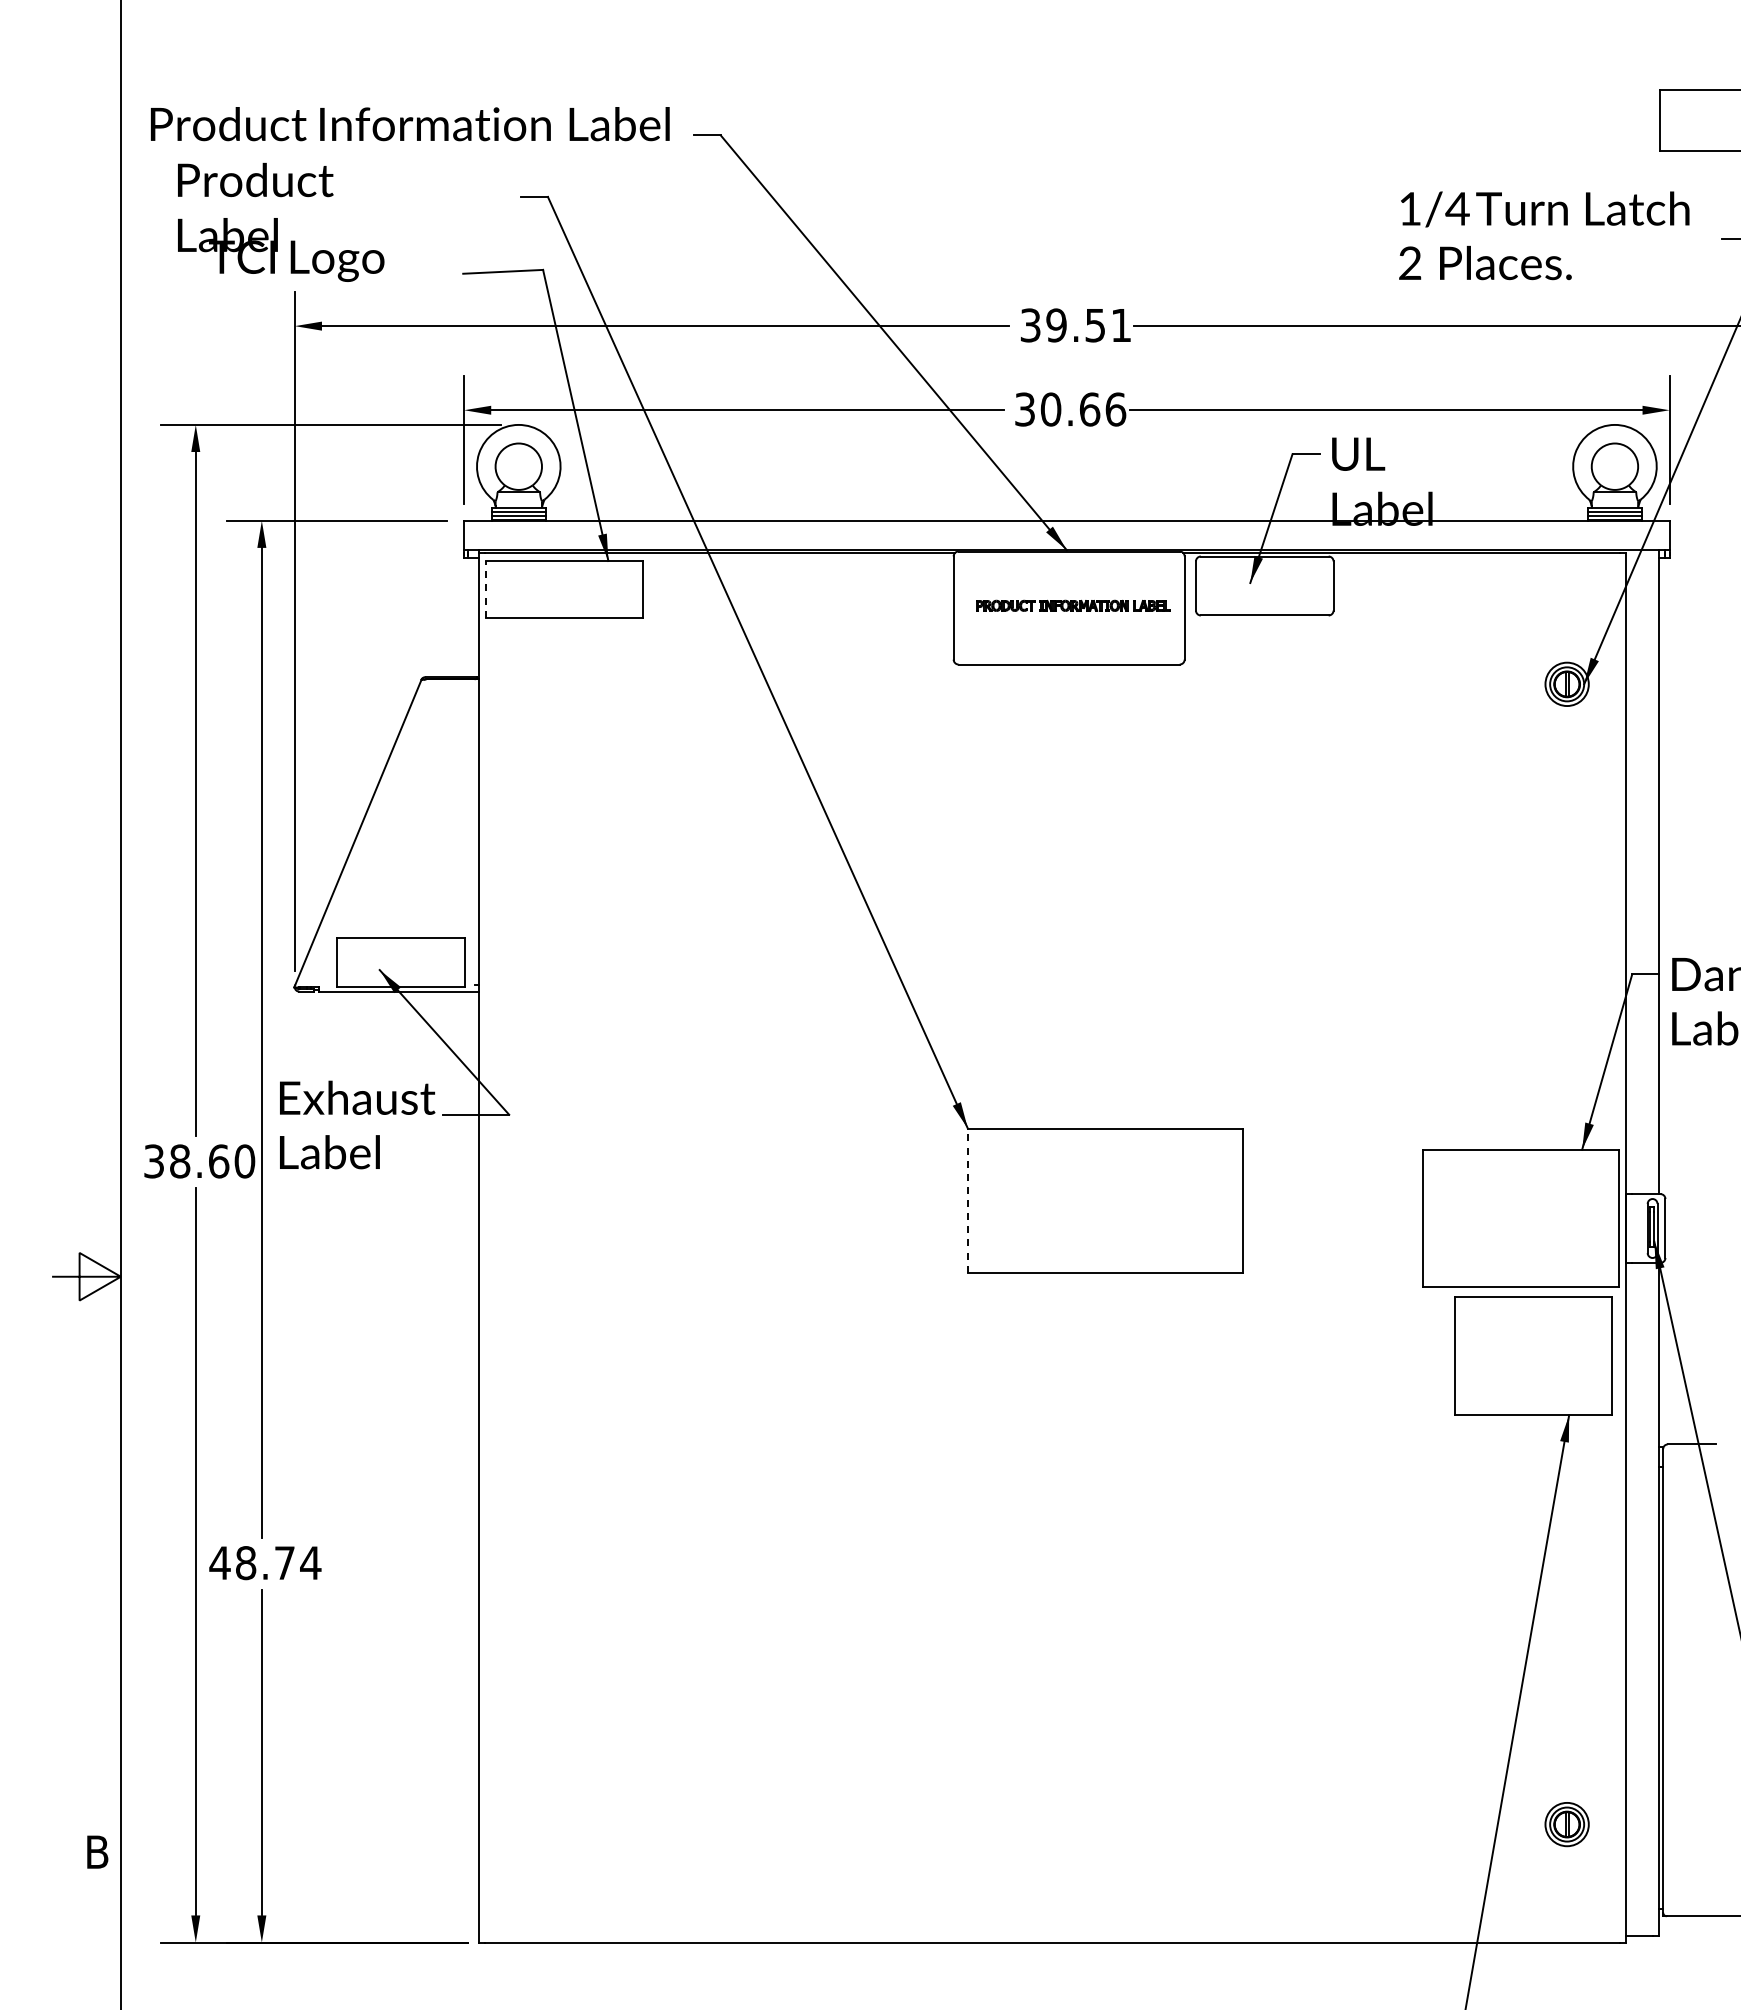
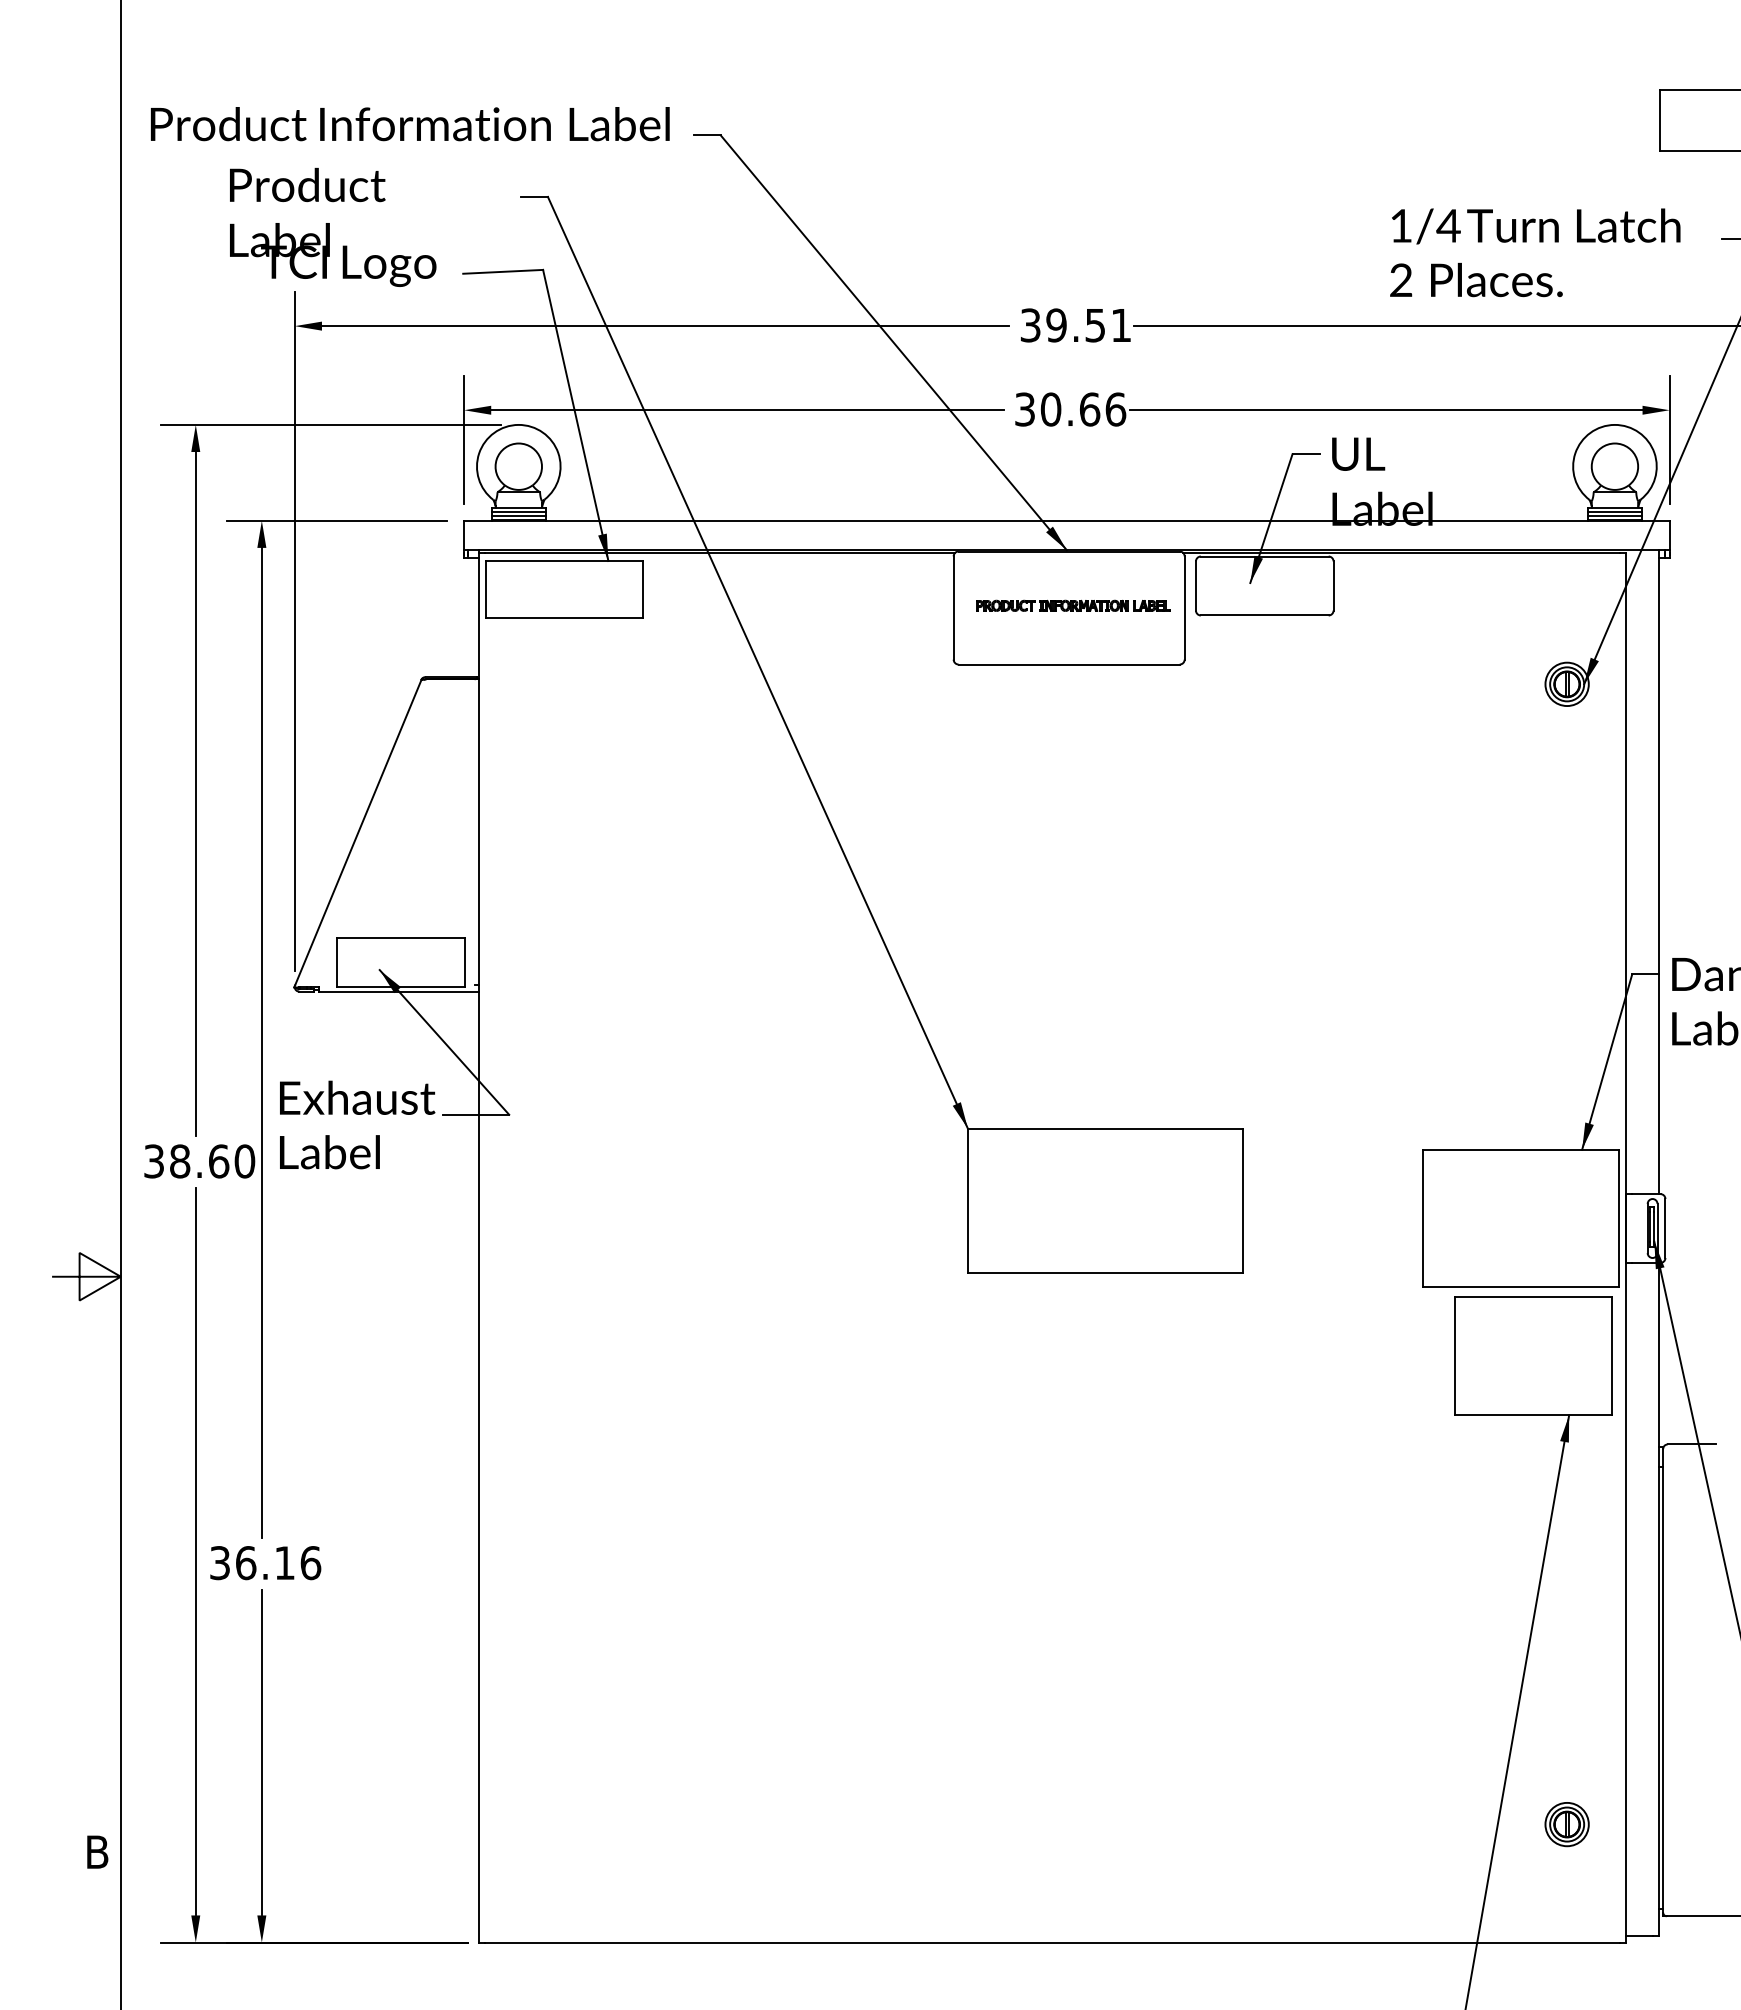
text position: (281, 222) -> (333, 227) (333, 227)
text position: (1544, 235) -> (1535, 252) (1535, 252)
line: dashed -> solid (486, 588)
line: dashed -> solid (967, 1200)
text: 48.74 -> 36.16 (265, 1563)
